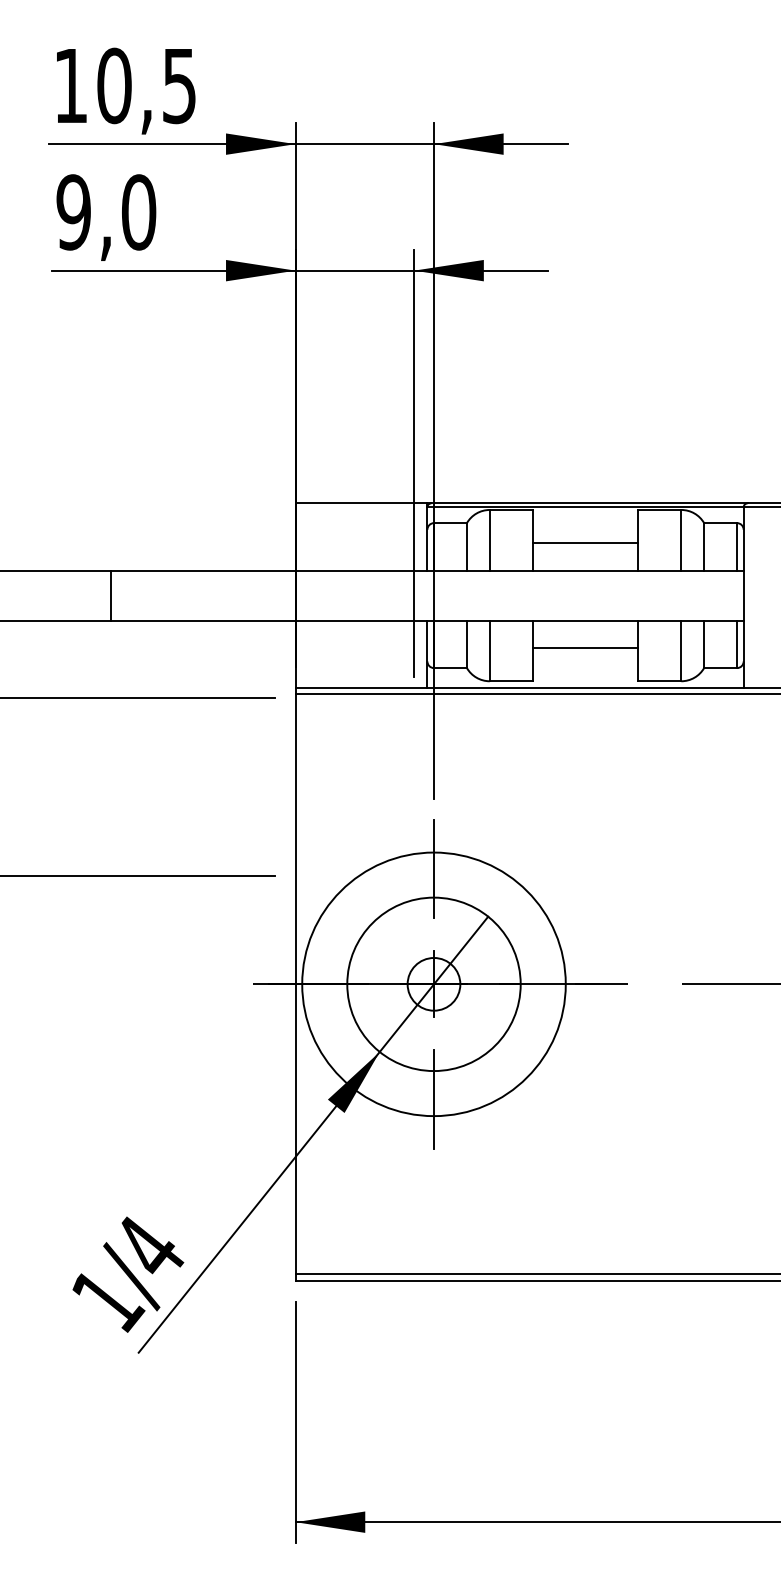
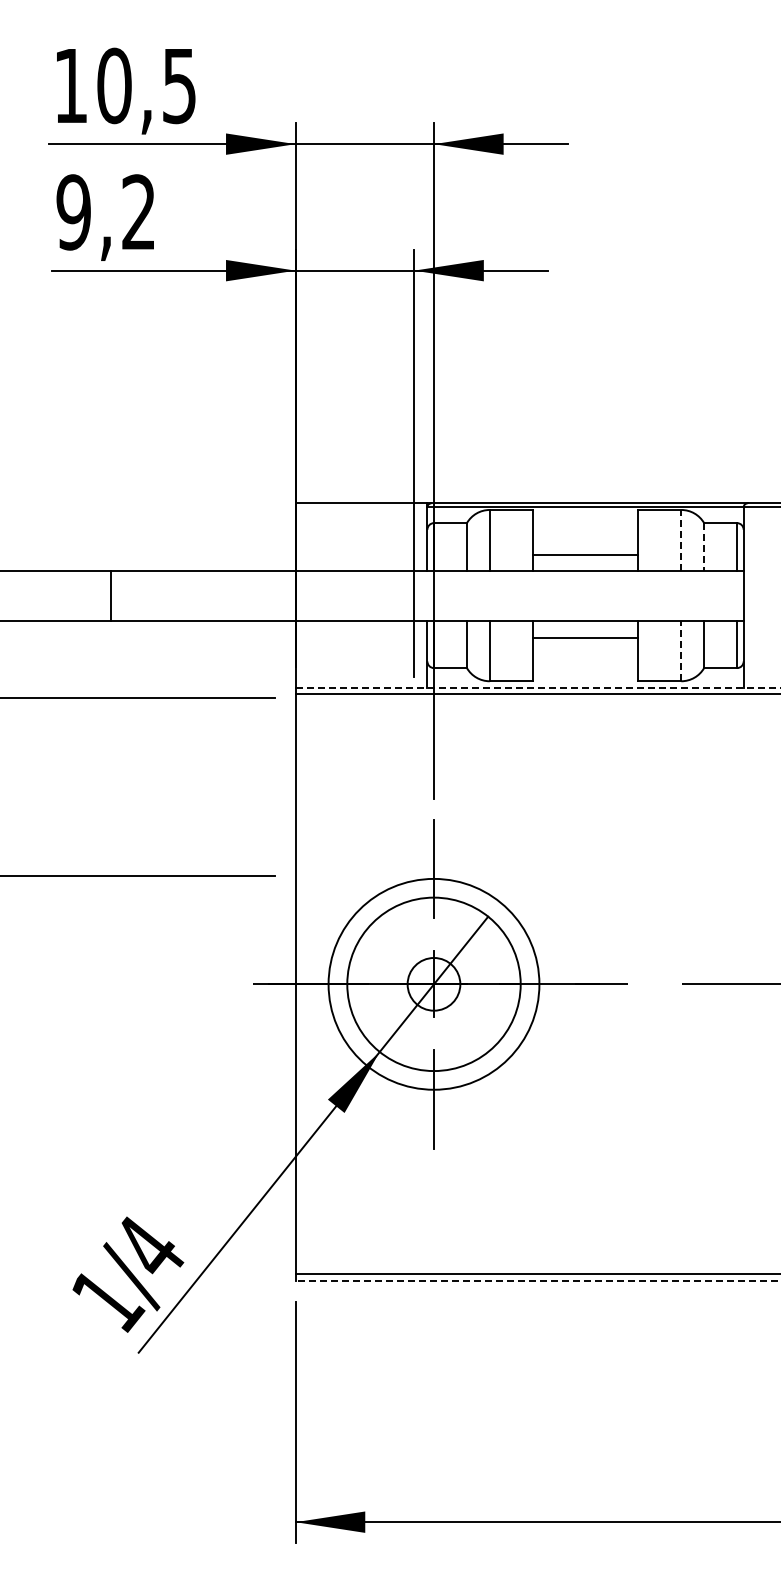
text: 9,0 -> 9,2 (139, 212)
line: solid -> dashed (681, 539)
line position: (585, 542) -> (585, 554) (585, 554)
line: solid -> dashed (704, 546)
line position: (585, 648) -> (585, 638) (585, 638)
line: solid -> dashed (681, 650)
line: solid -> dashed (538, 687)
circle diameter: 264 px -> 211 px (433, 983)
line: solid -> dashed (537, 1280)
